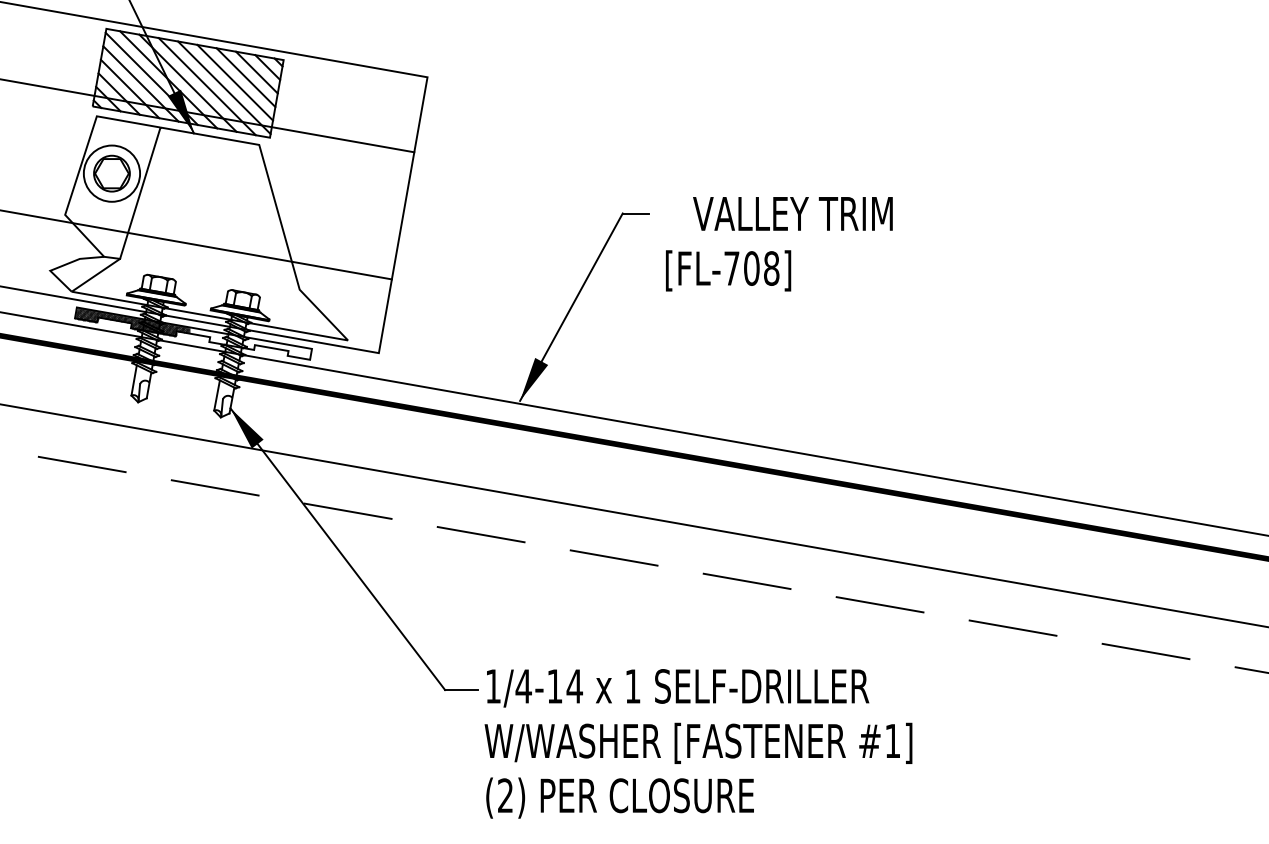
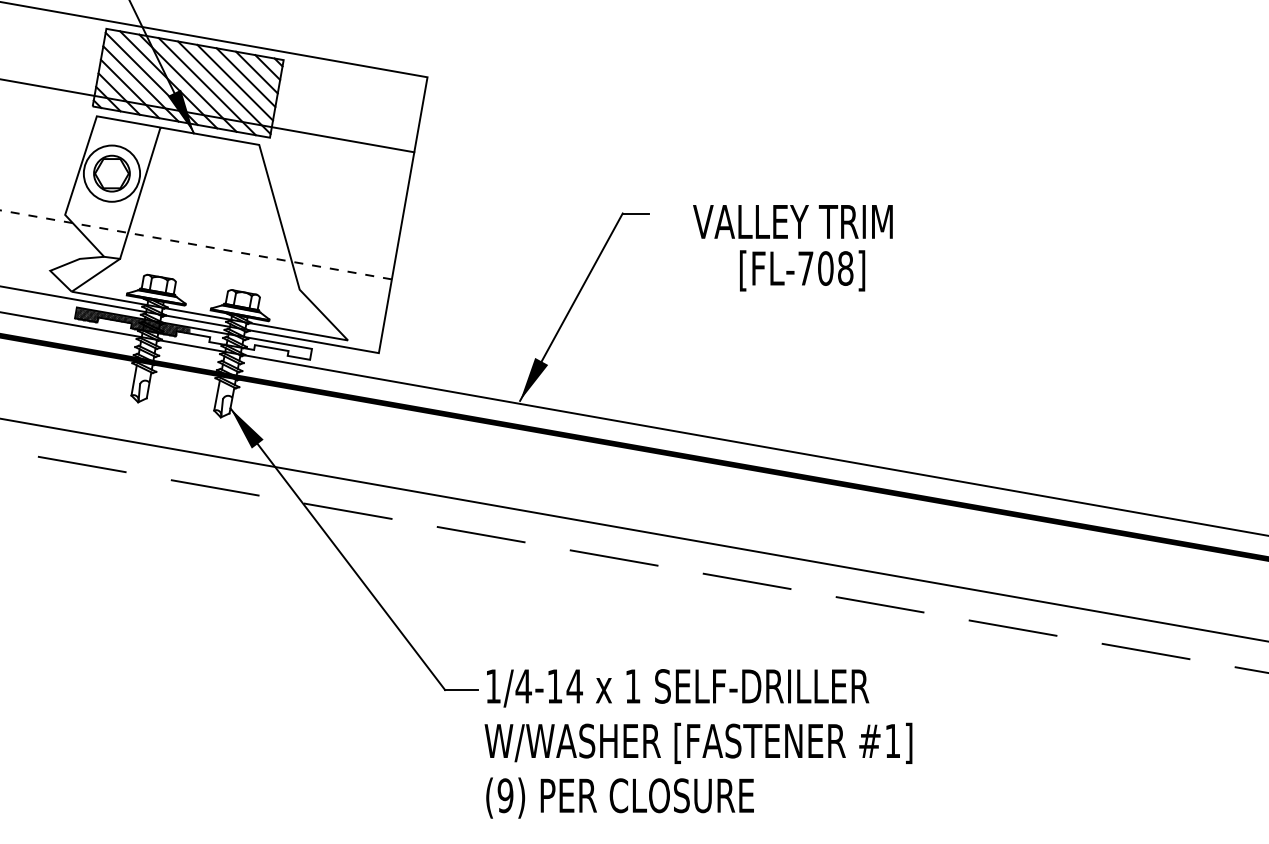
text position: (792, 213) -> (792, 221) (792, 221)
line: solid -> dashed (196, 244)
text position: (728, 270) -> (802, 270) (802, 270)
line position: (633, 515) -> (633, 530) (633, 530)
text: (2) -> (9) (505, 795)
